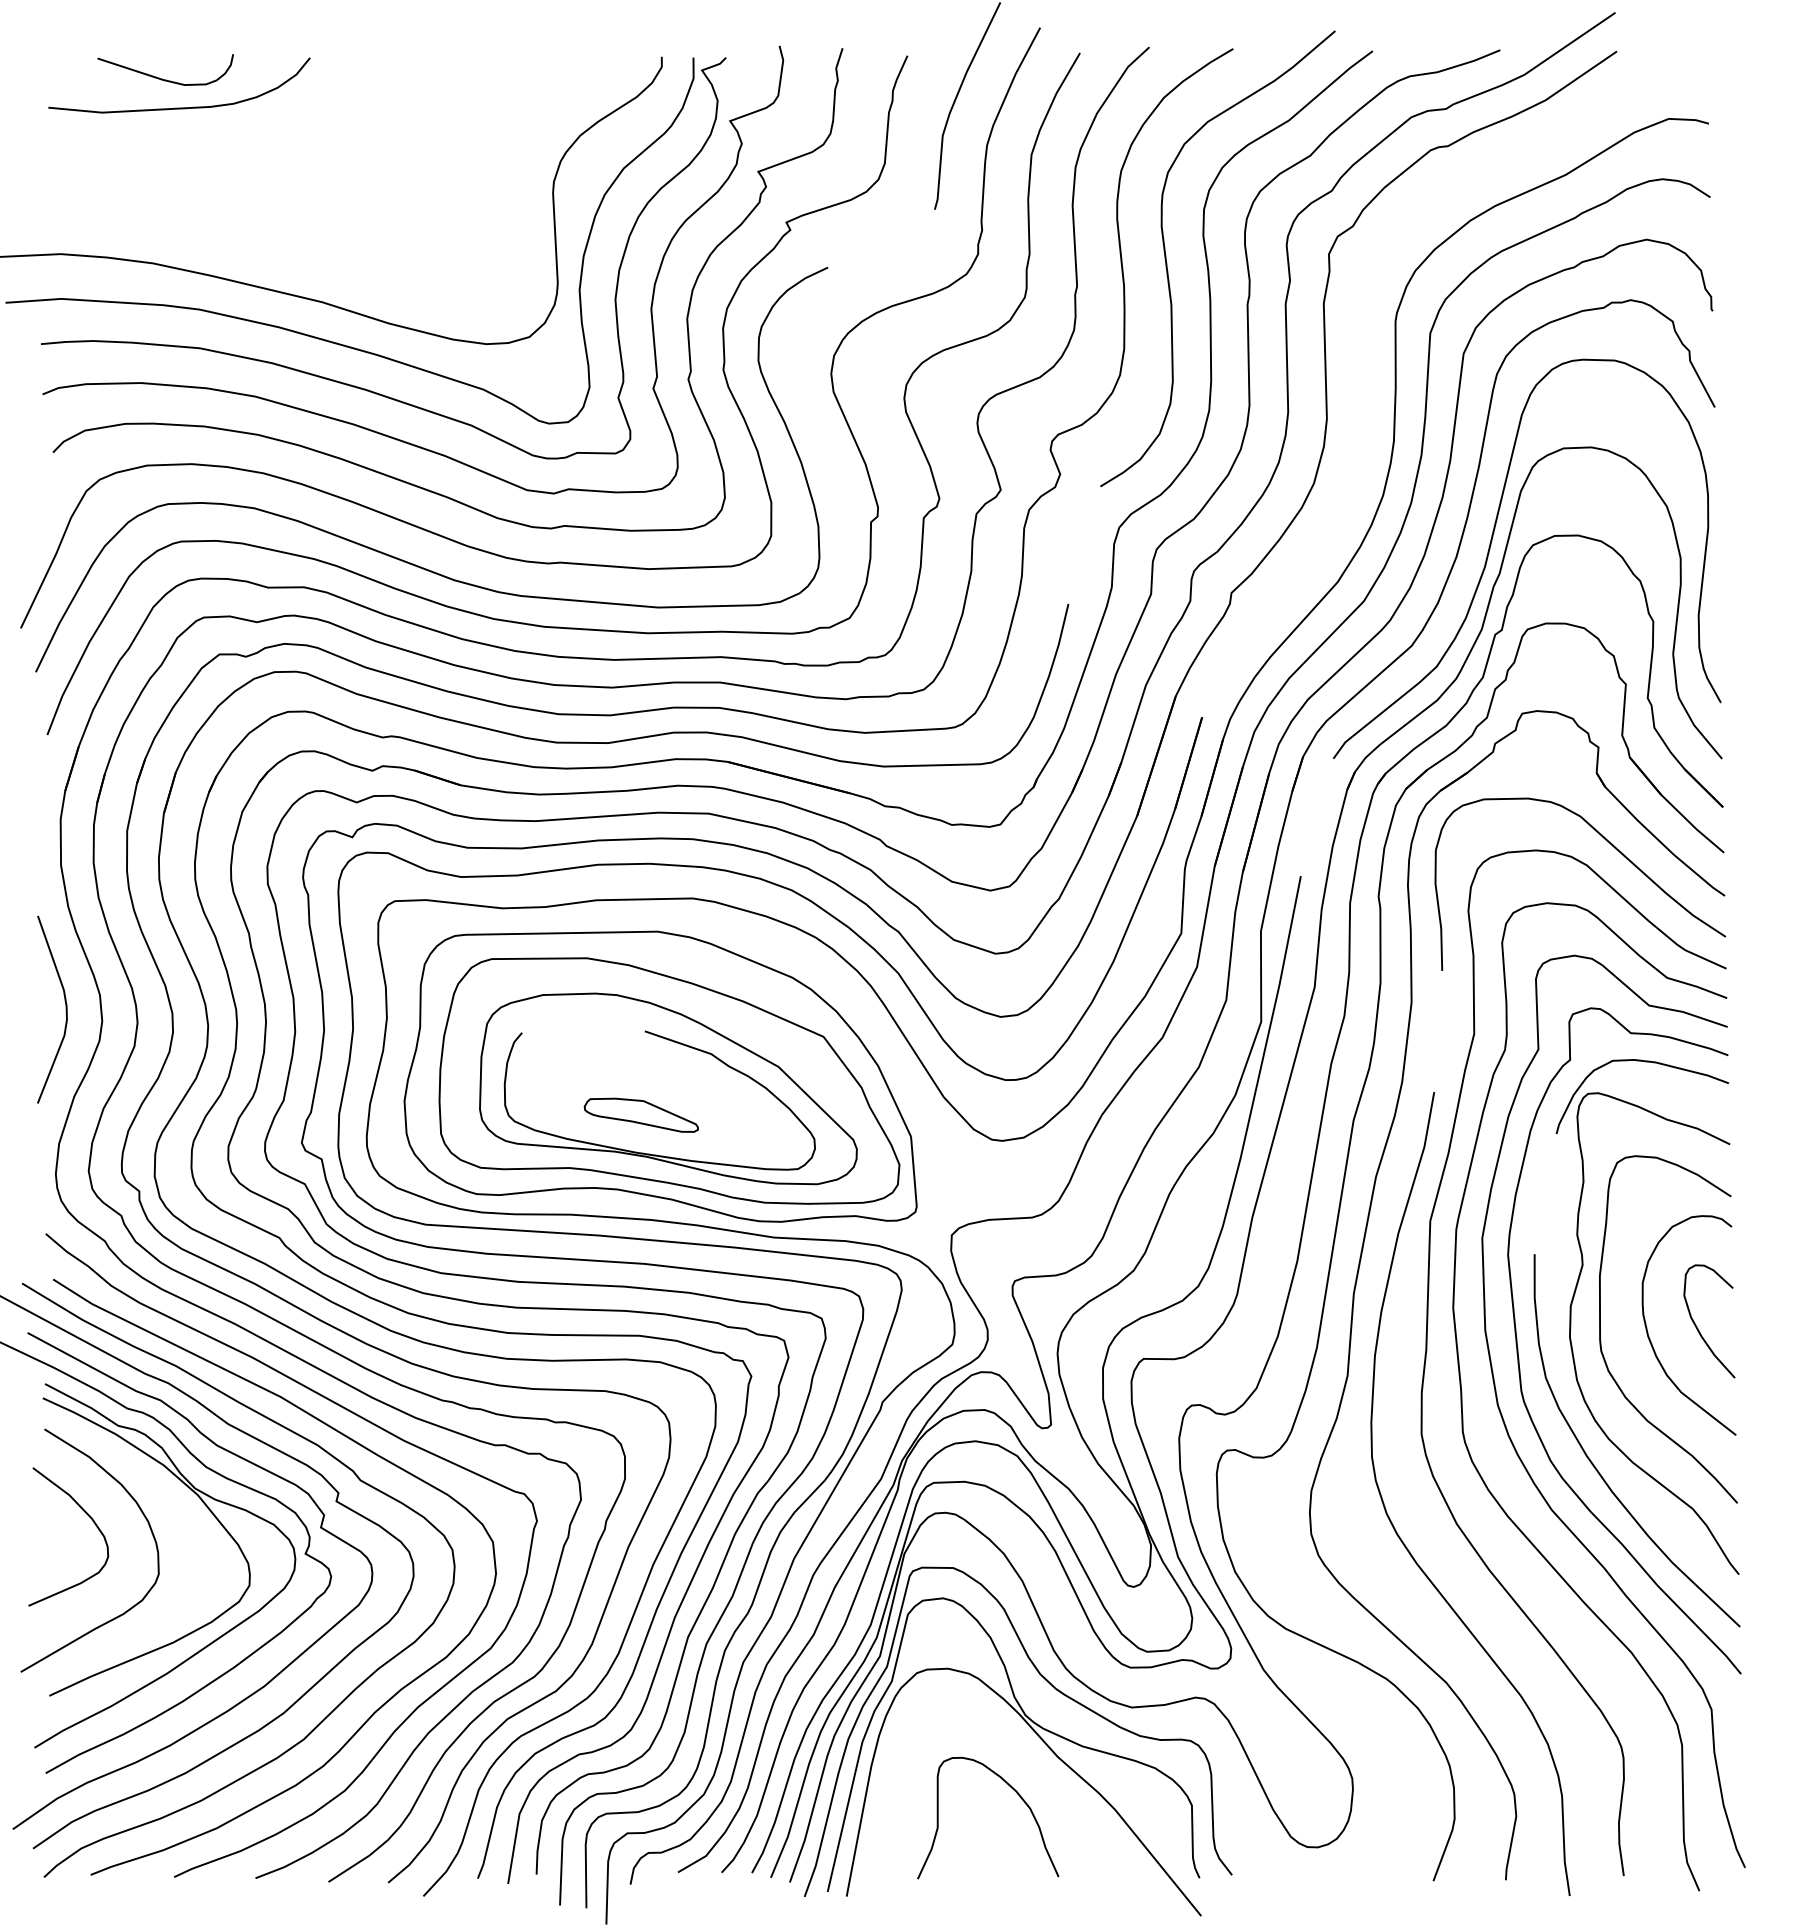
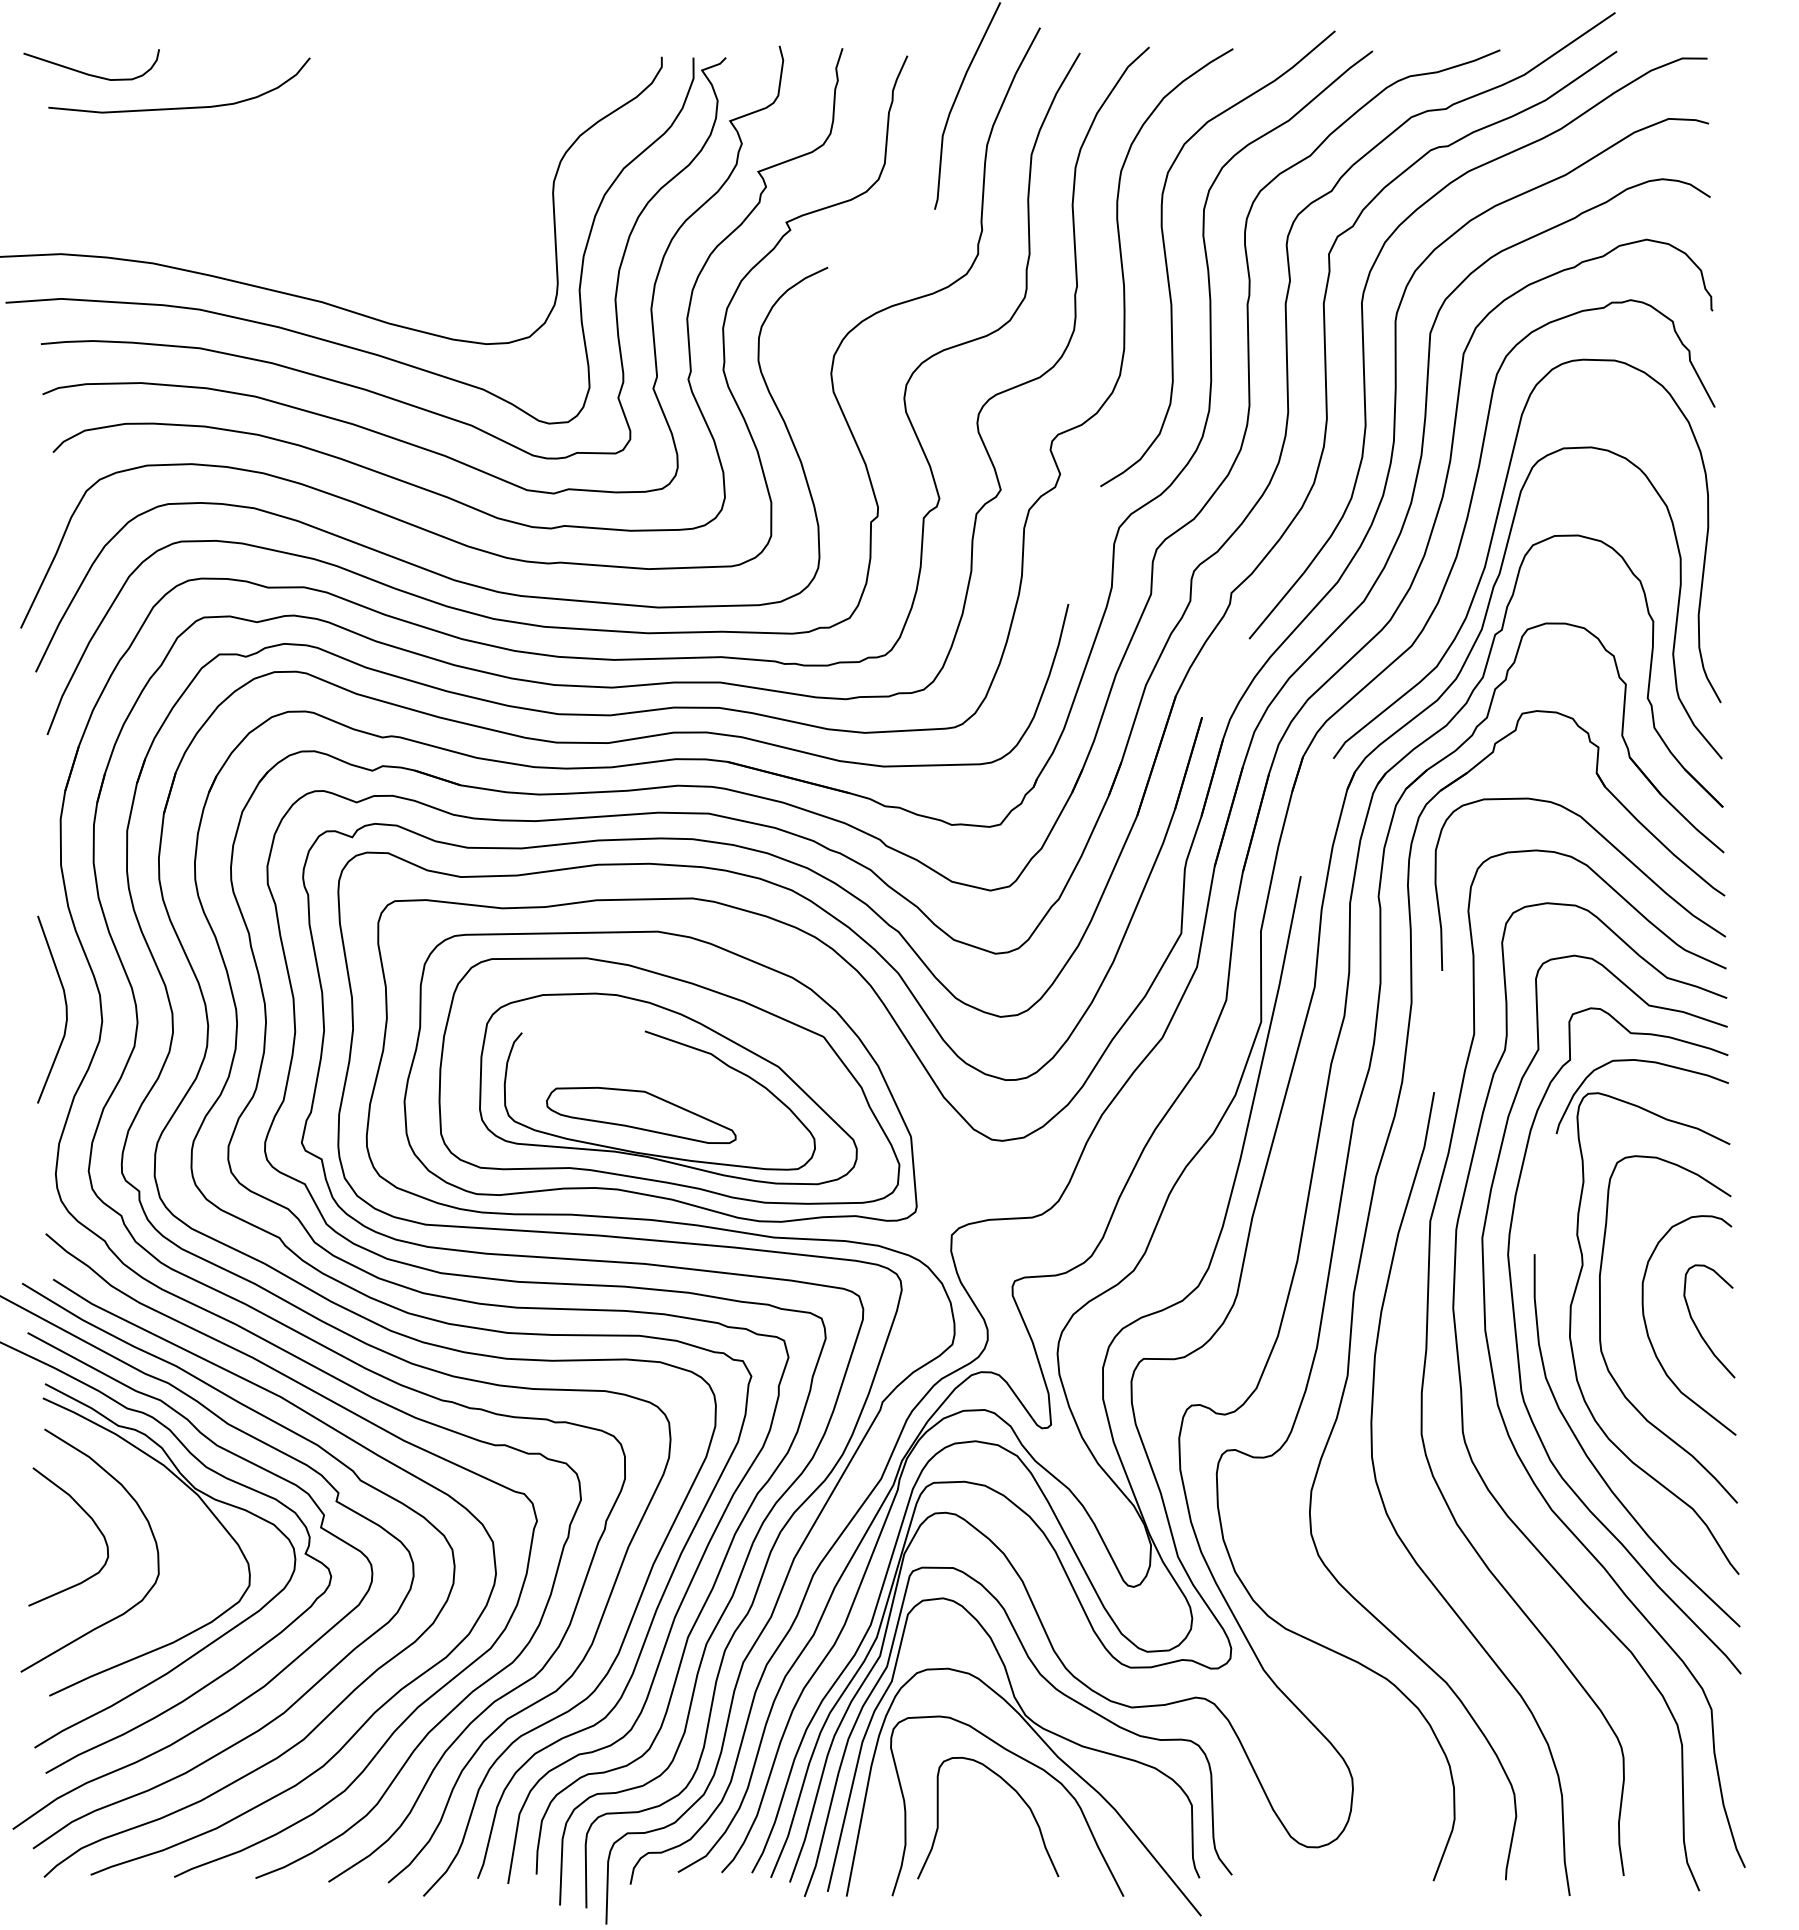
curve position: (162, 78) -> (88, 73) (88, 73)
part: none -> present (1364, 348)
part size: 116x36 px -> 191x58 px (641, 1114)
curve: none -> present (1029, 1763)
